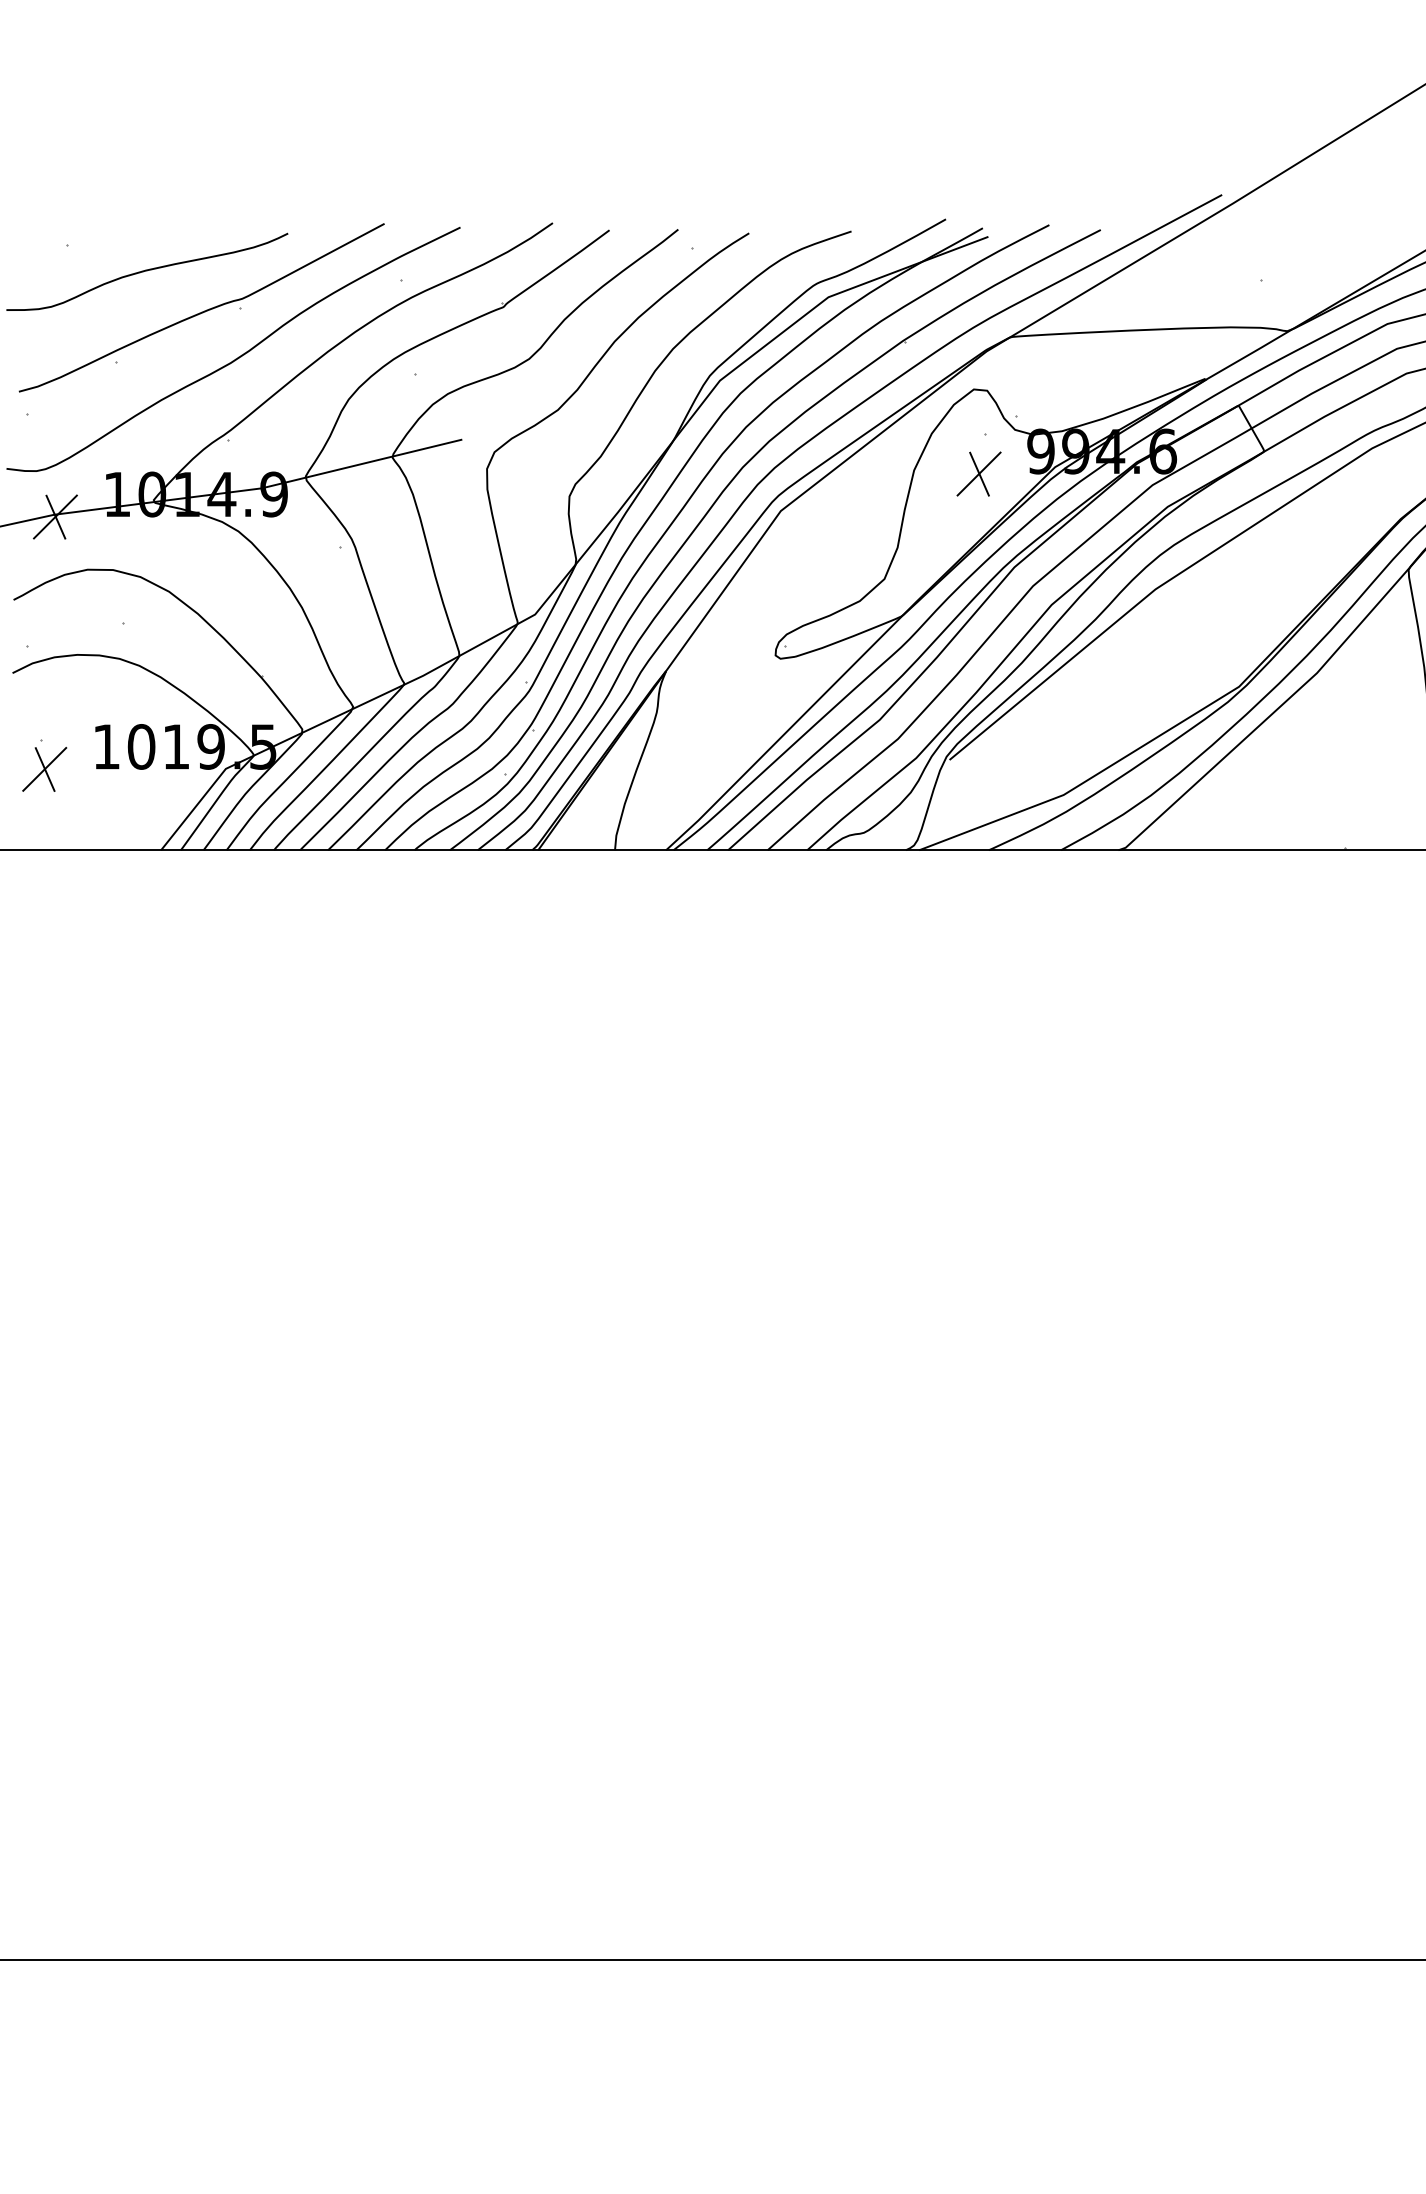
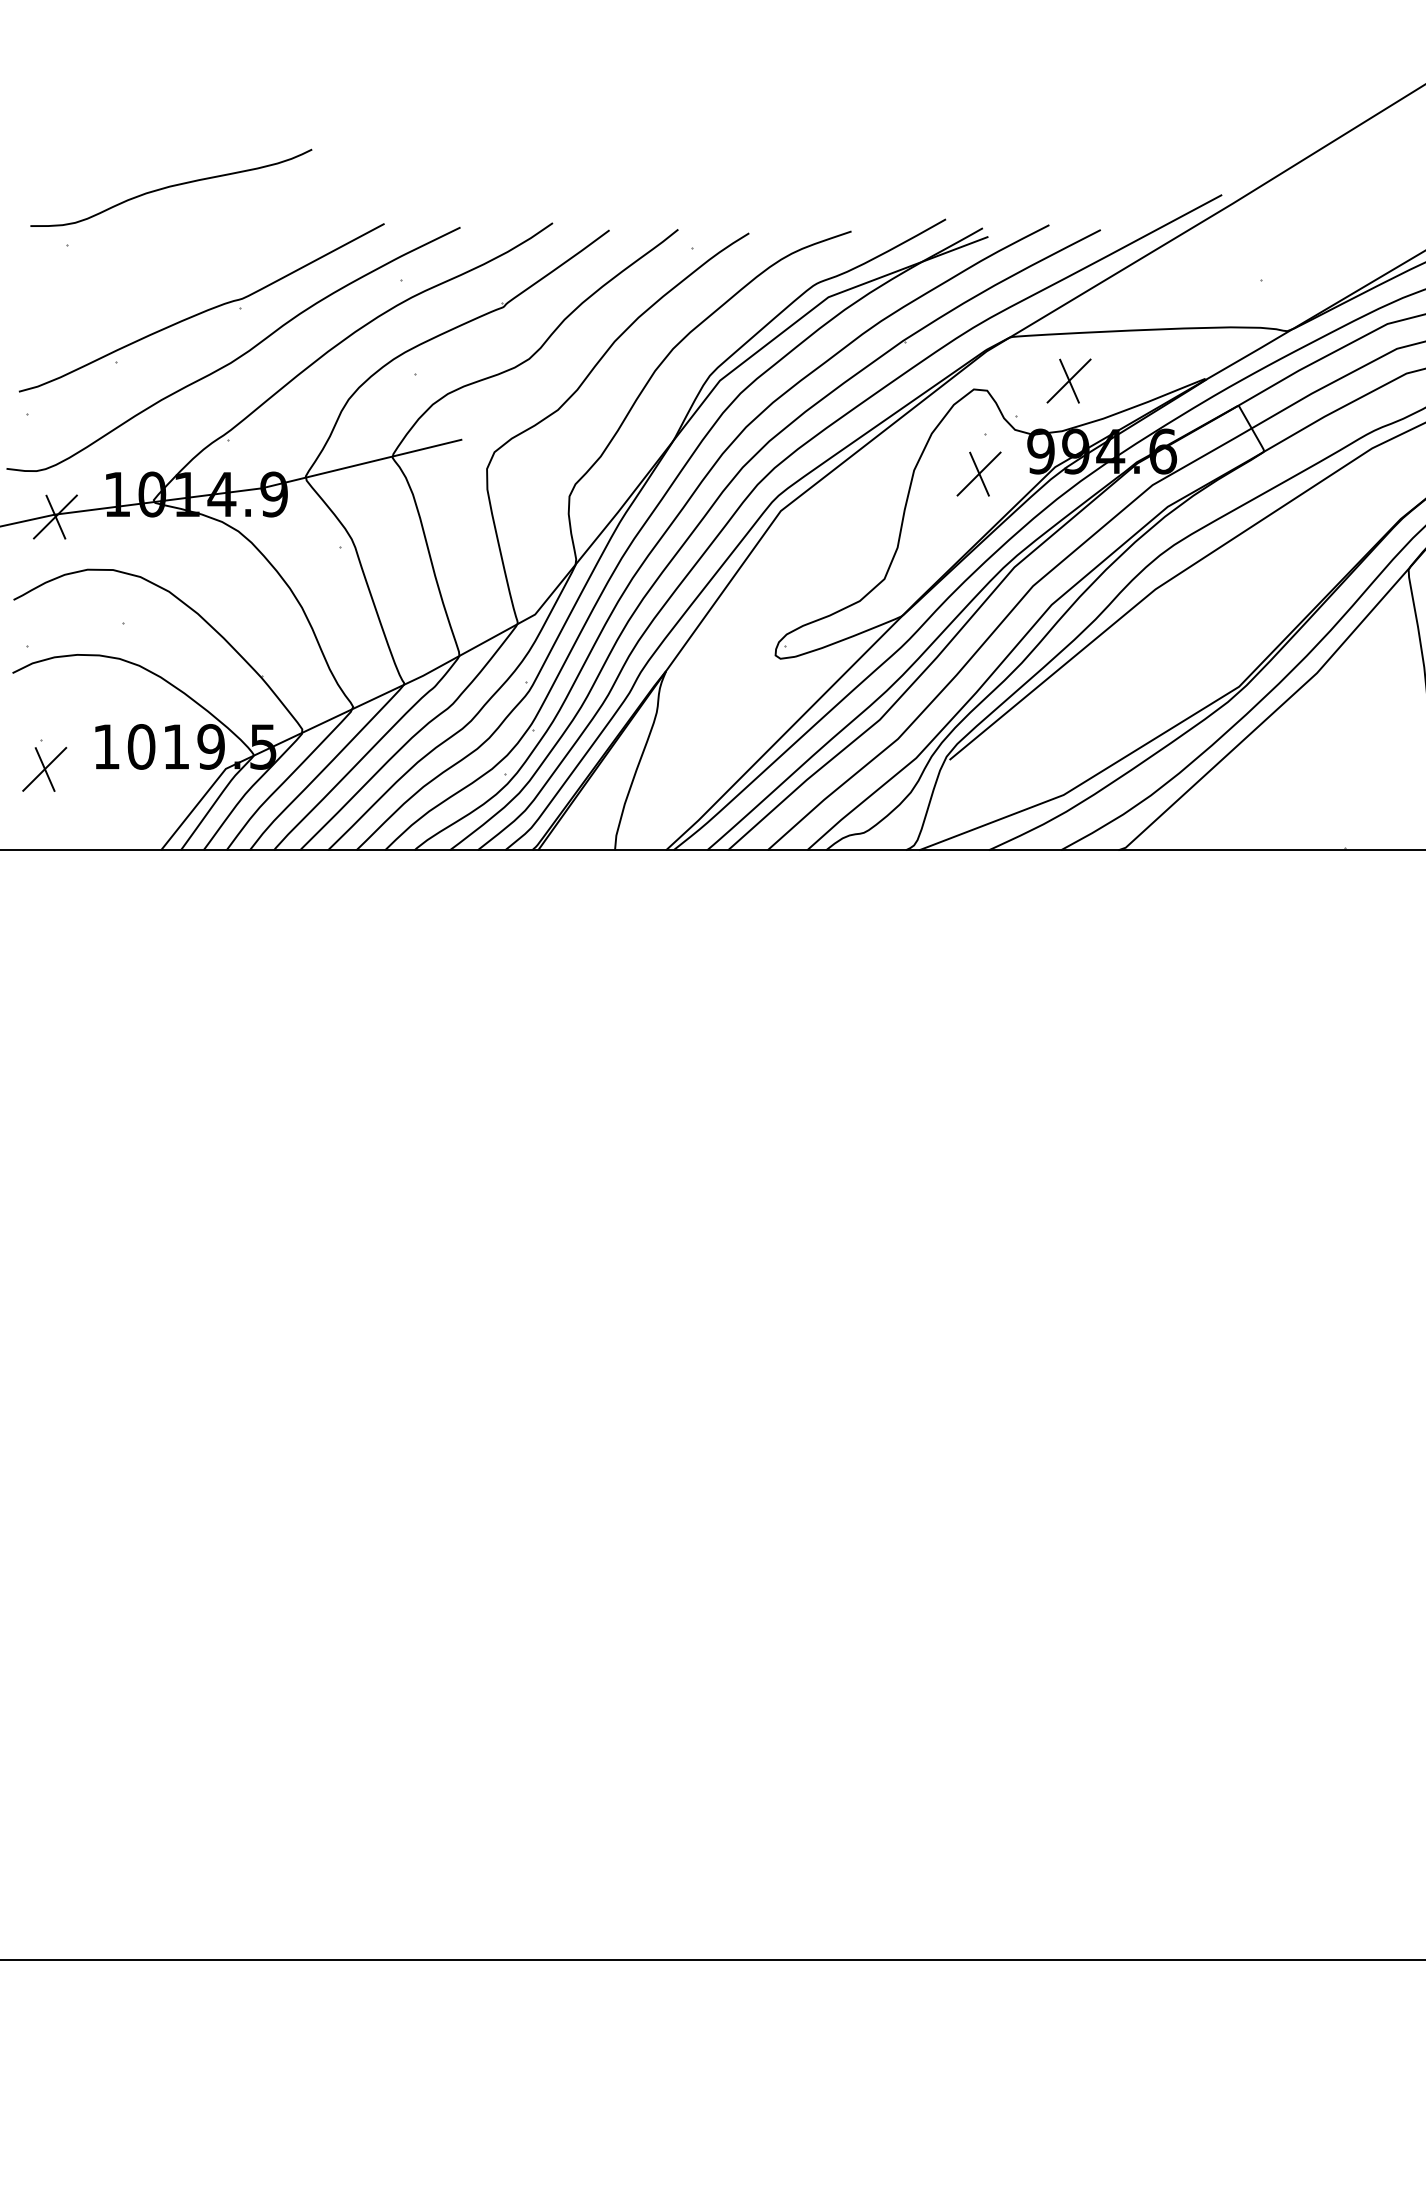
curve position: (147, 271) -> (171, 187) (171, 187)
part: none -> present (1068, 380)
